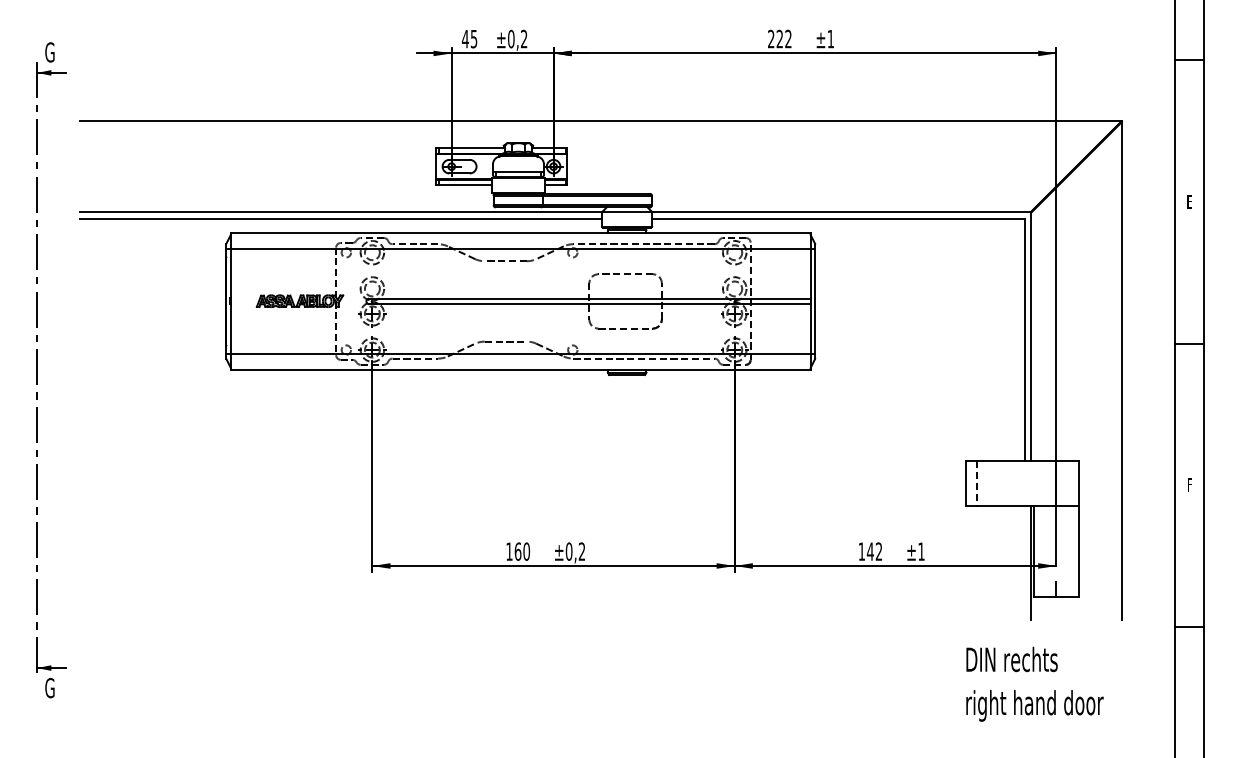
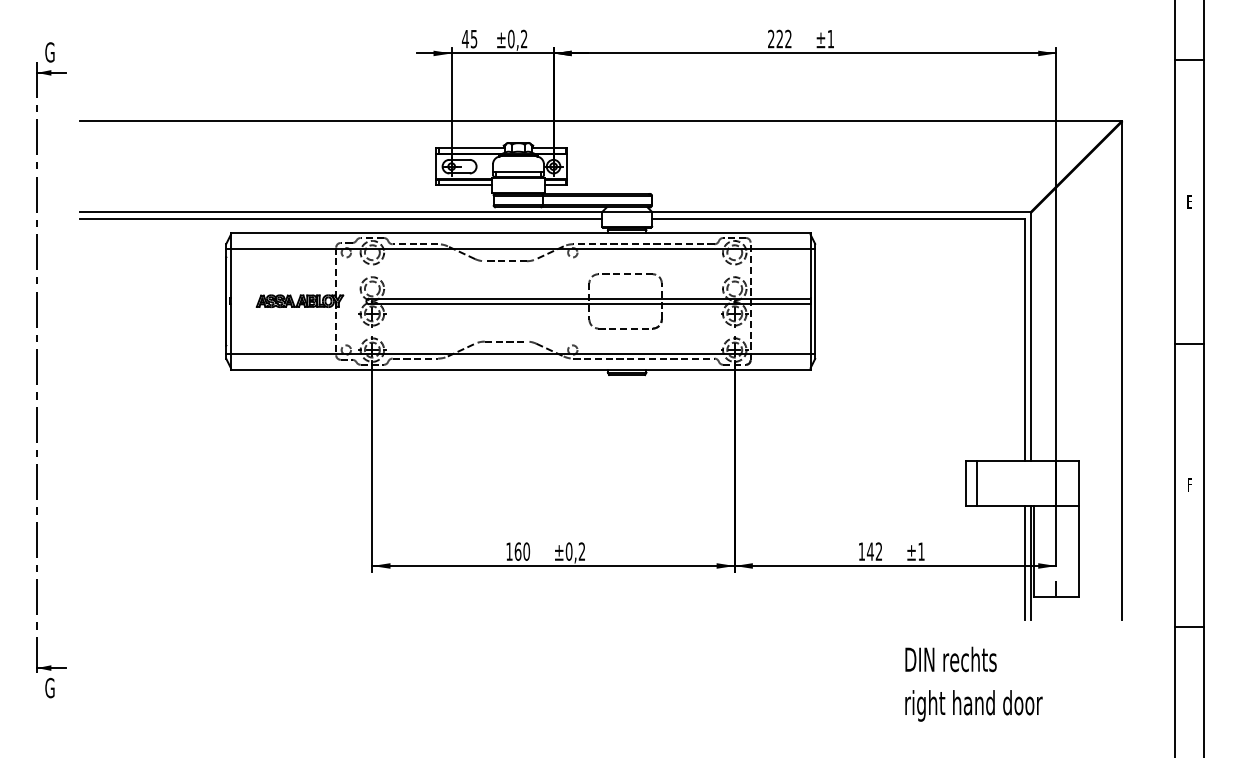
line: dashed -> solid (977, 483)
line: none -> present (1024, 562)
text position: (1034, 683) -> (973, 683) (973, 683)
